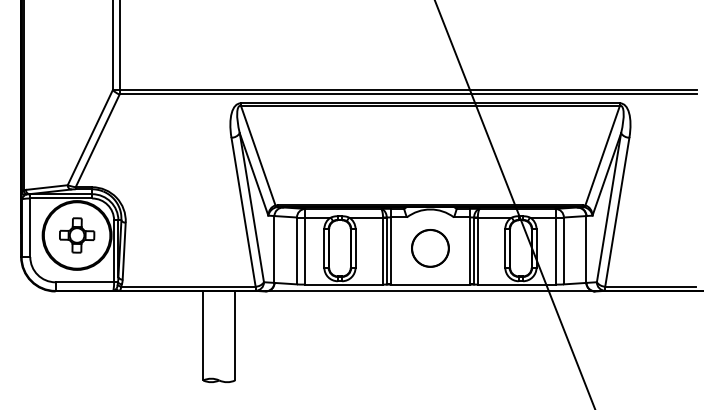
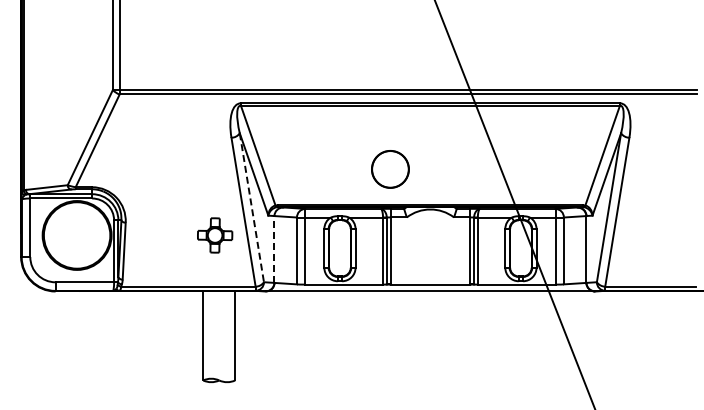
line: solid -> dashed (251, 208)
part position: (77, 235) -> (215, 235) (215, 235)
line: solid -> dashed (274, 248)
circle position: (430, 248) -> (390, 169) (390, 169)
